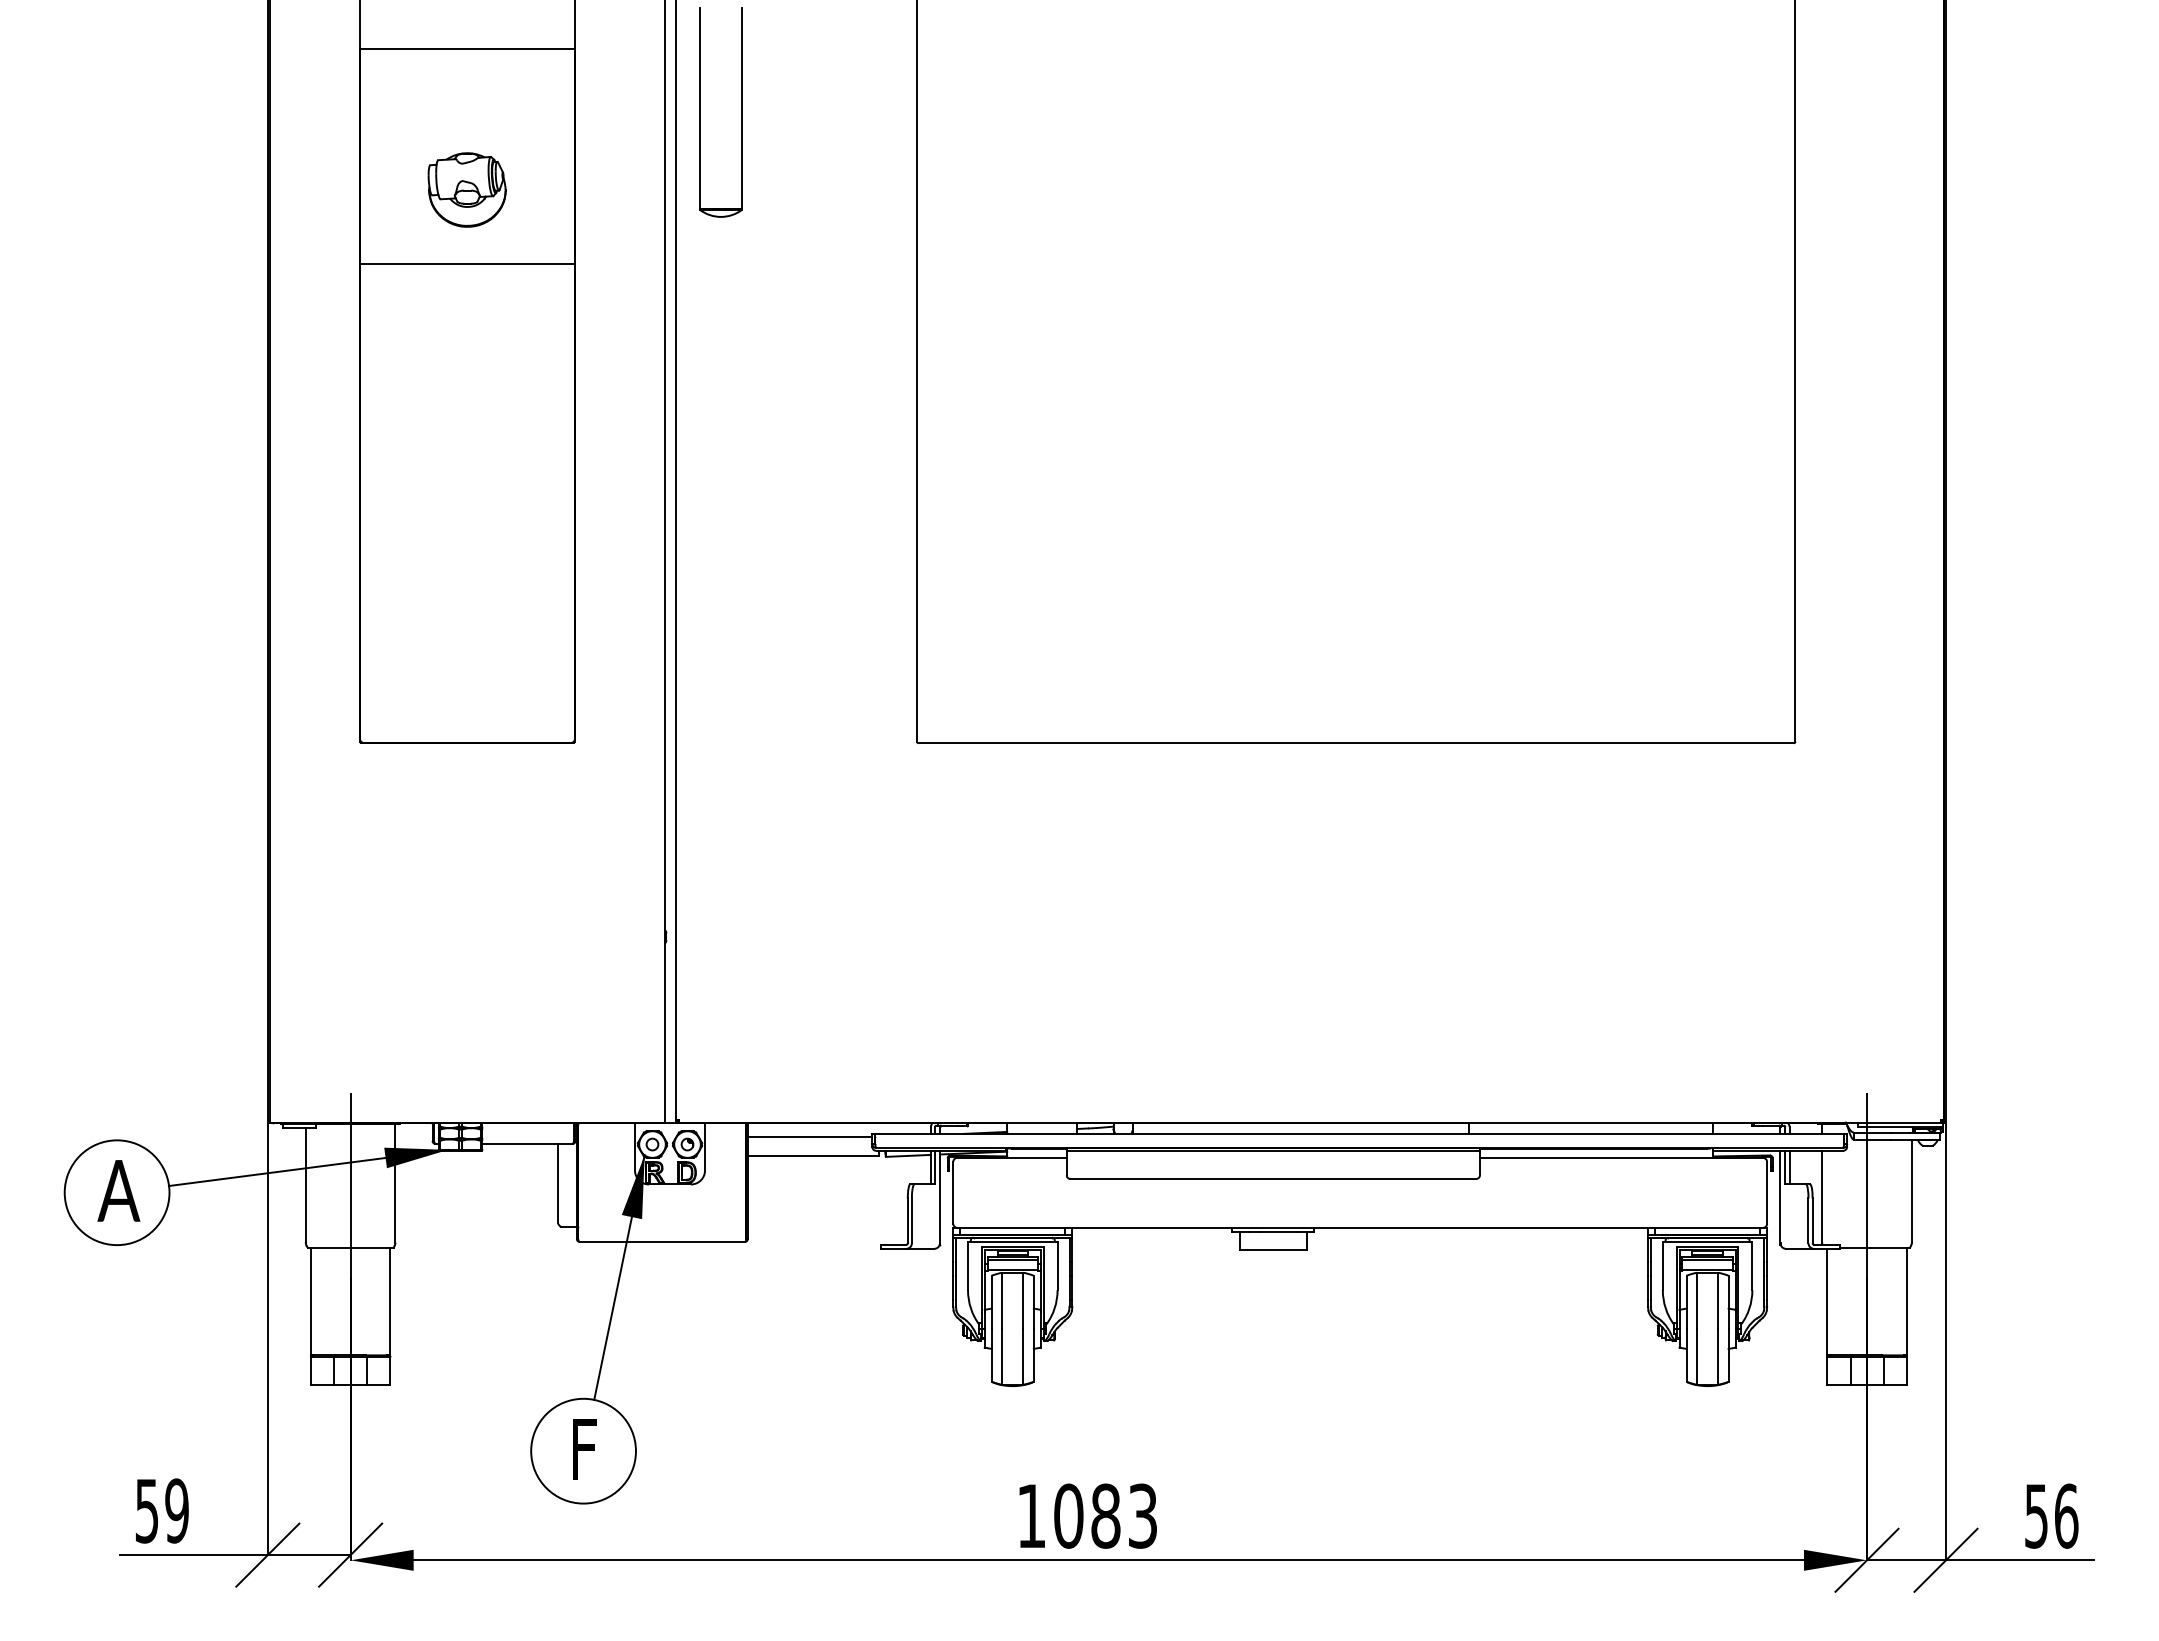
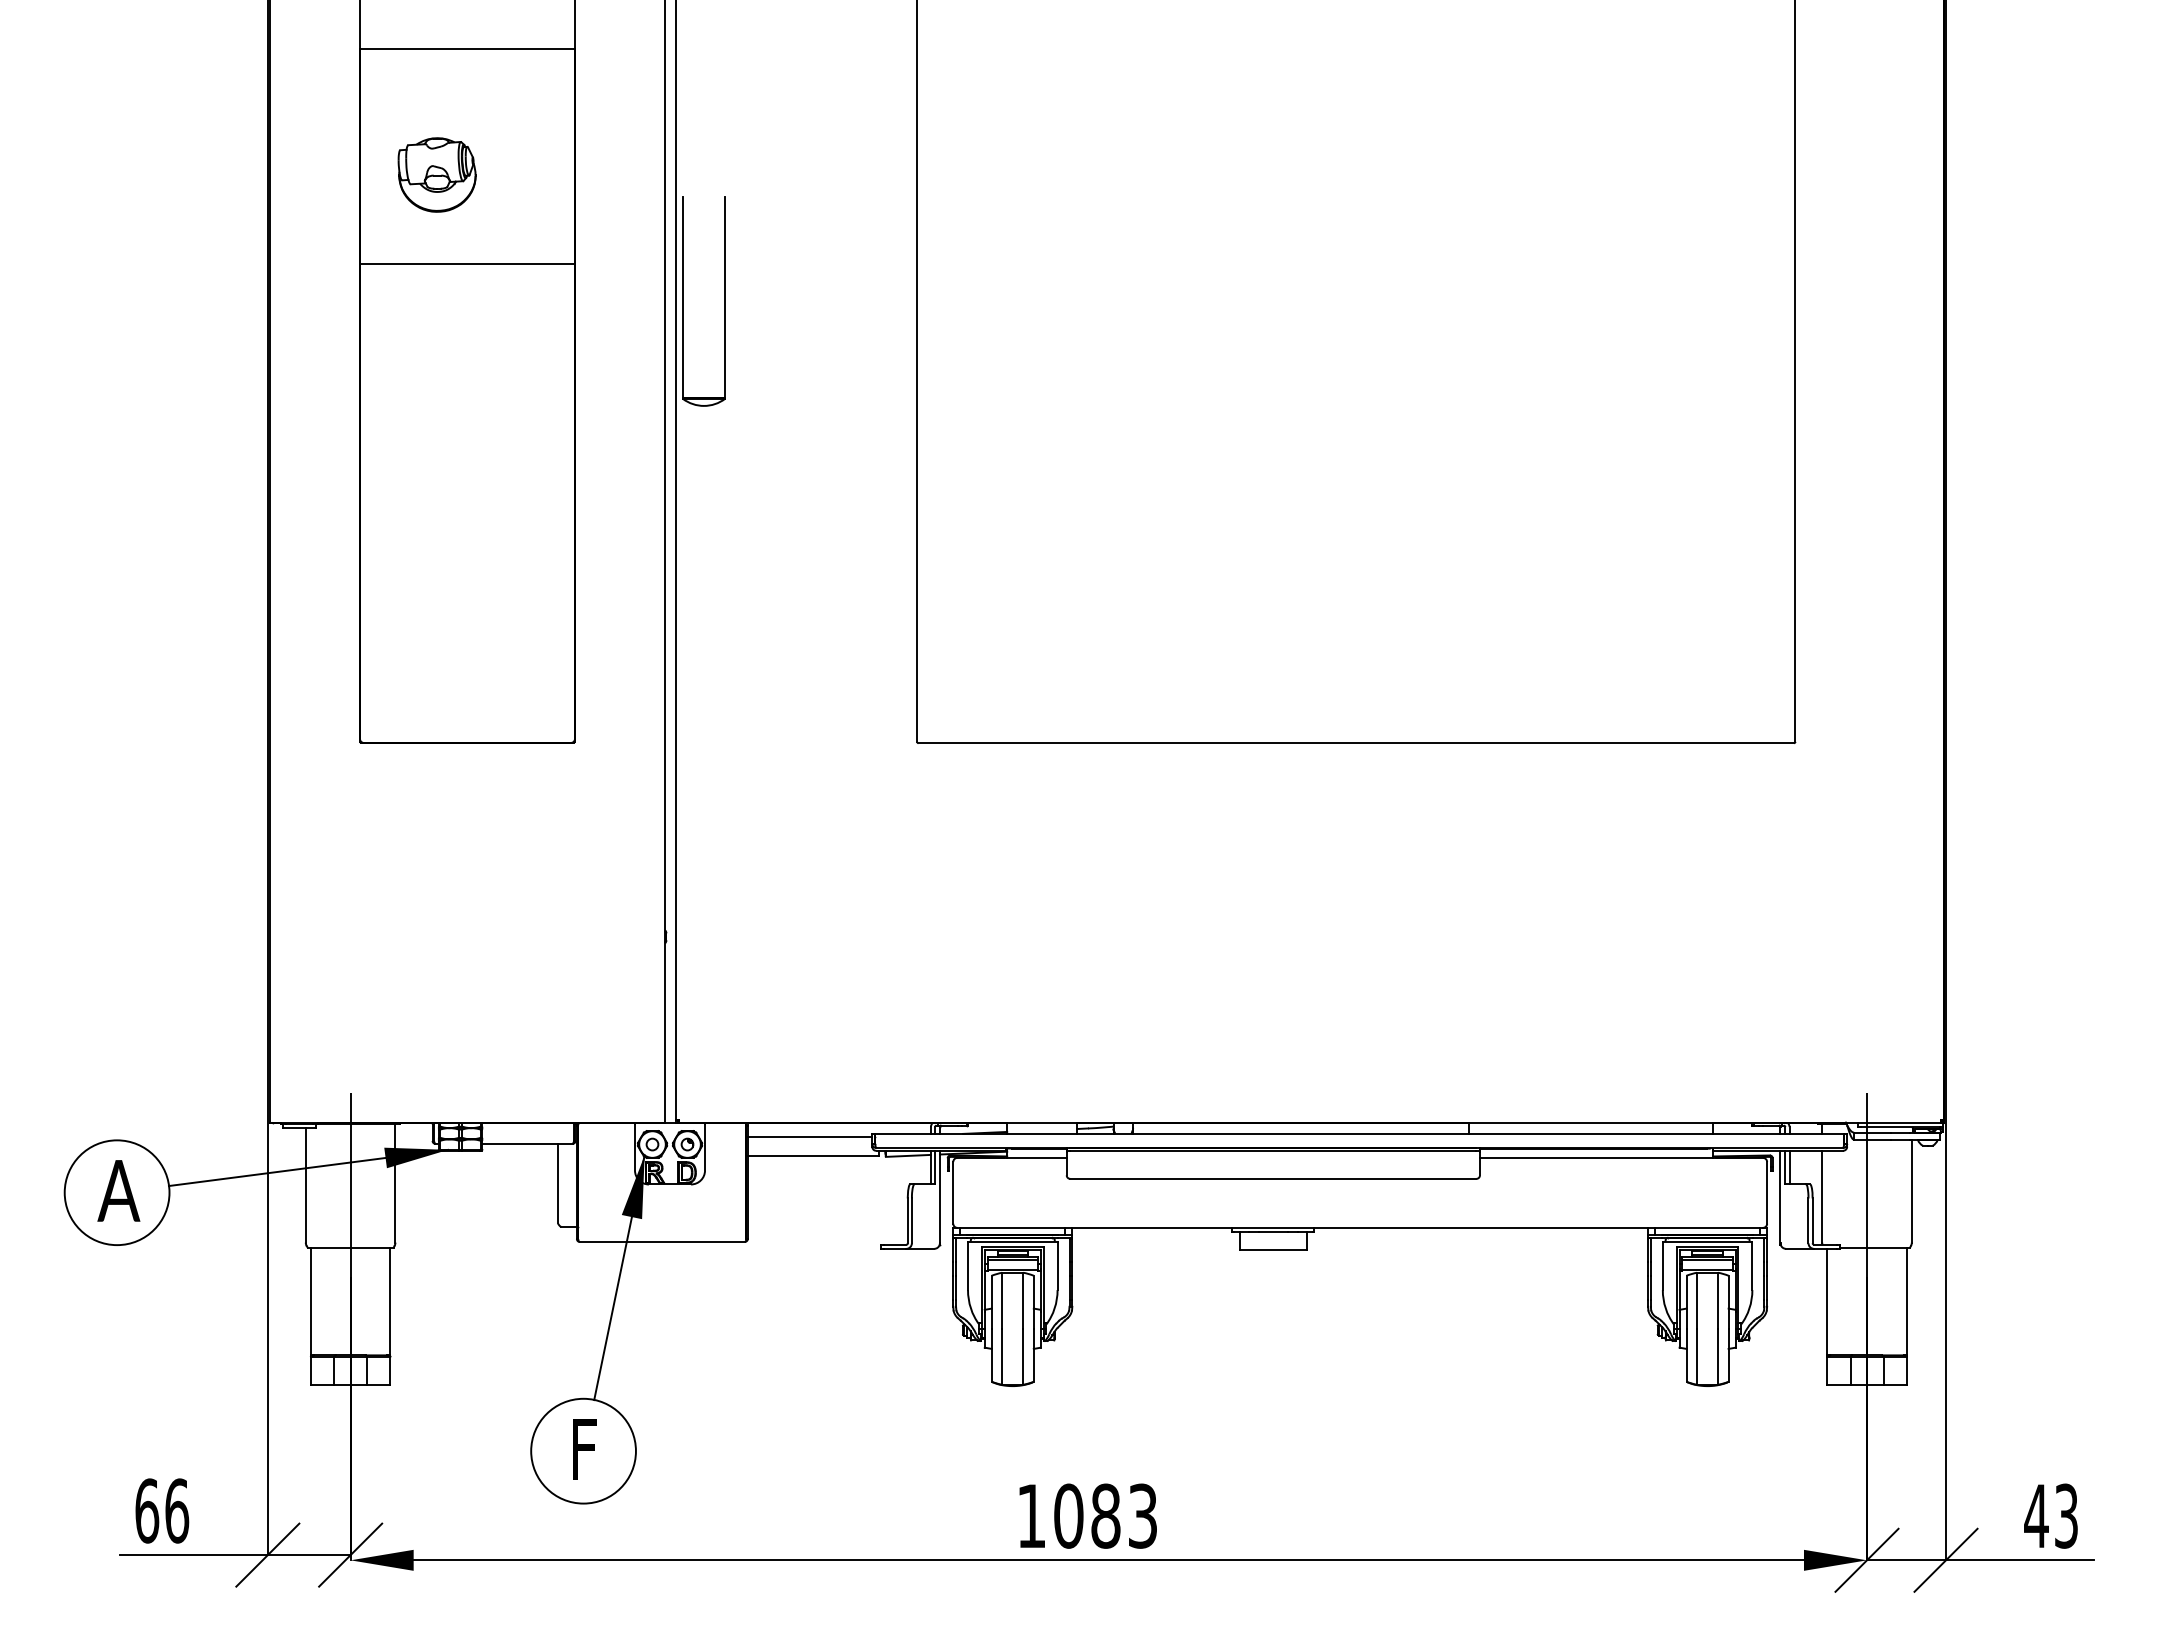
part position: (700, 112) -> (683, 301) (683, 301)
part position: (466, 189) -> (436, 174) (436, 174)
text: 59 -> 66 (162, 1510)
text: 56 -> 43 (2051, 1515)
